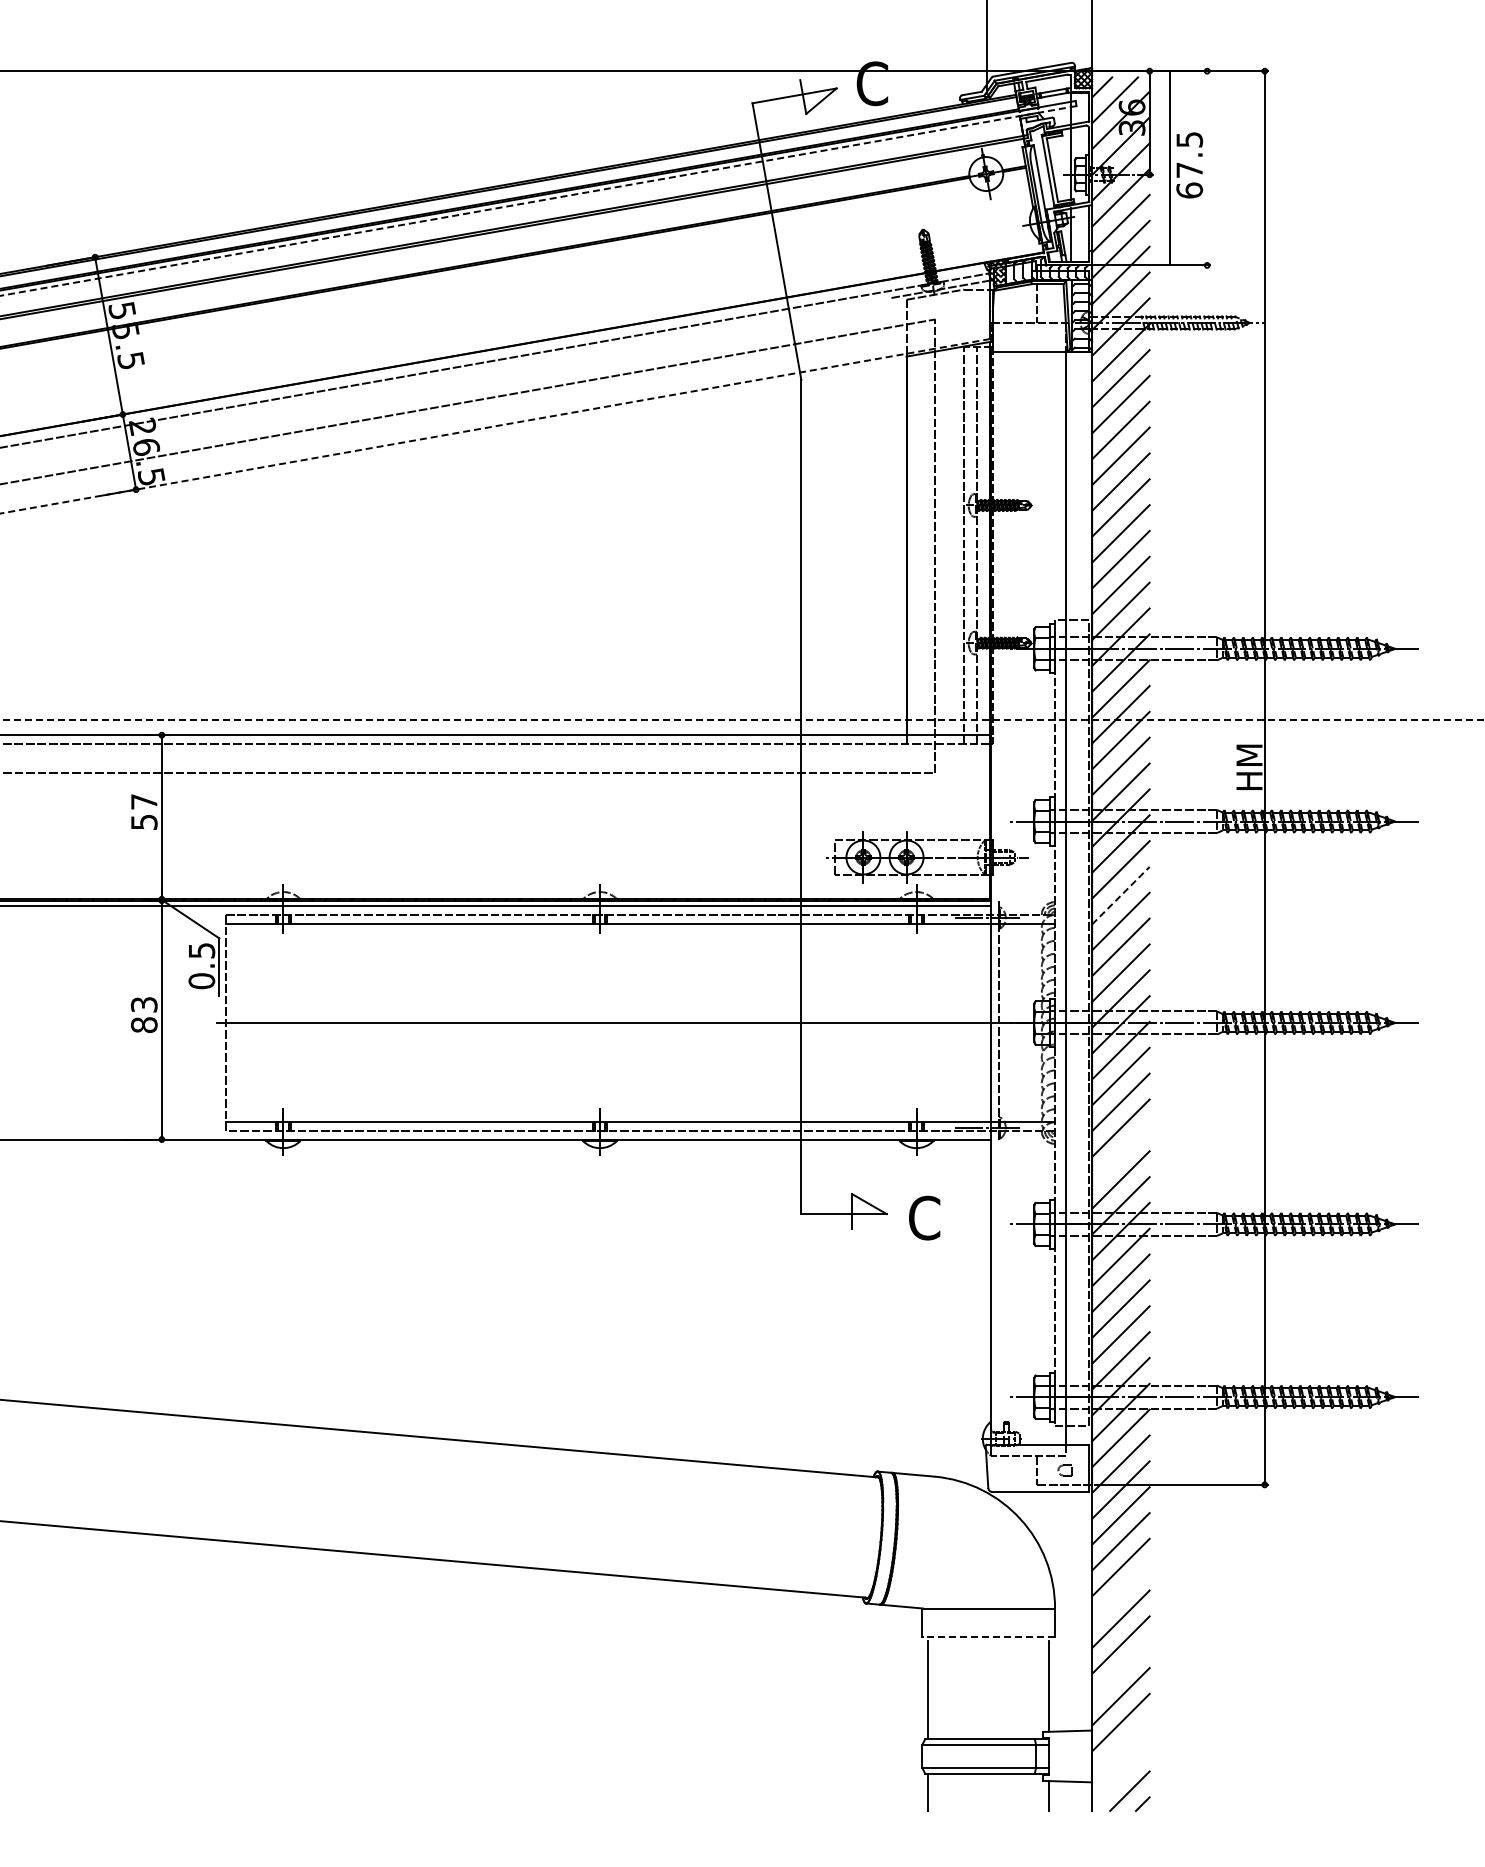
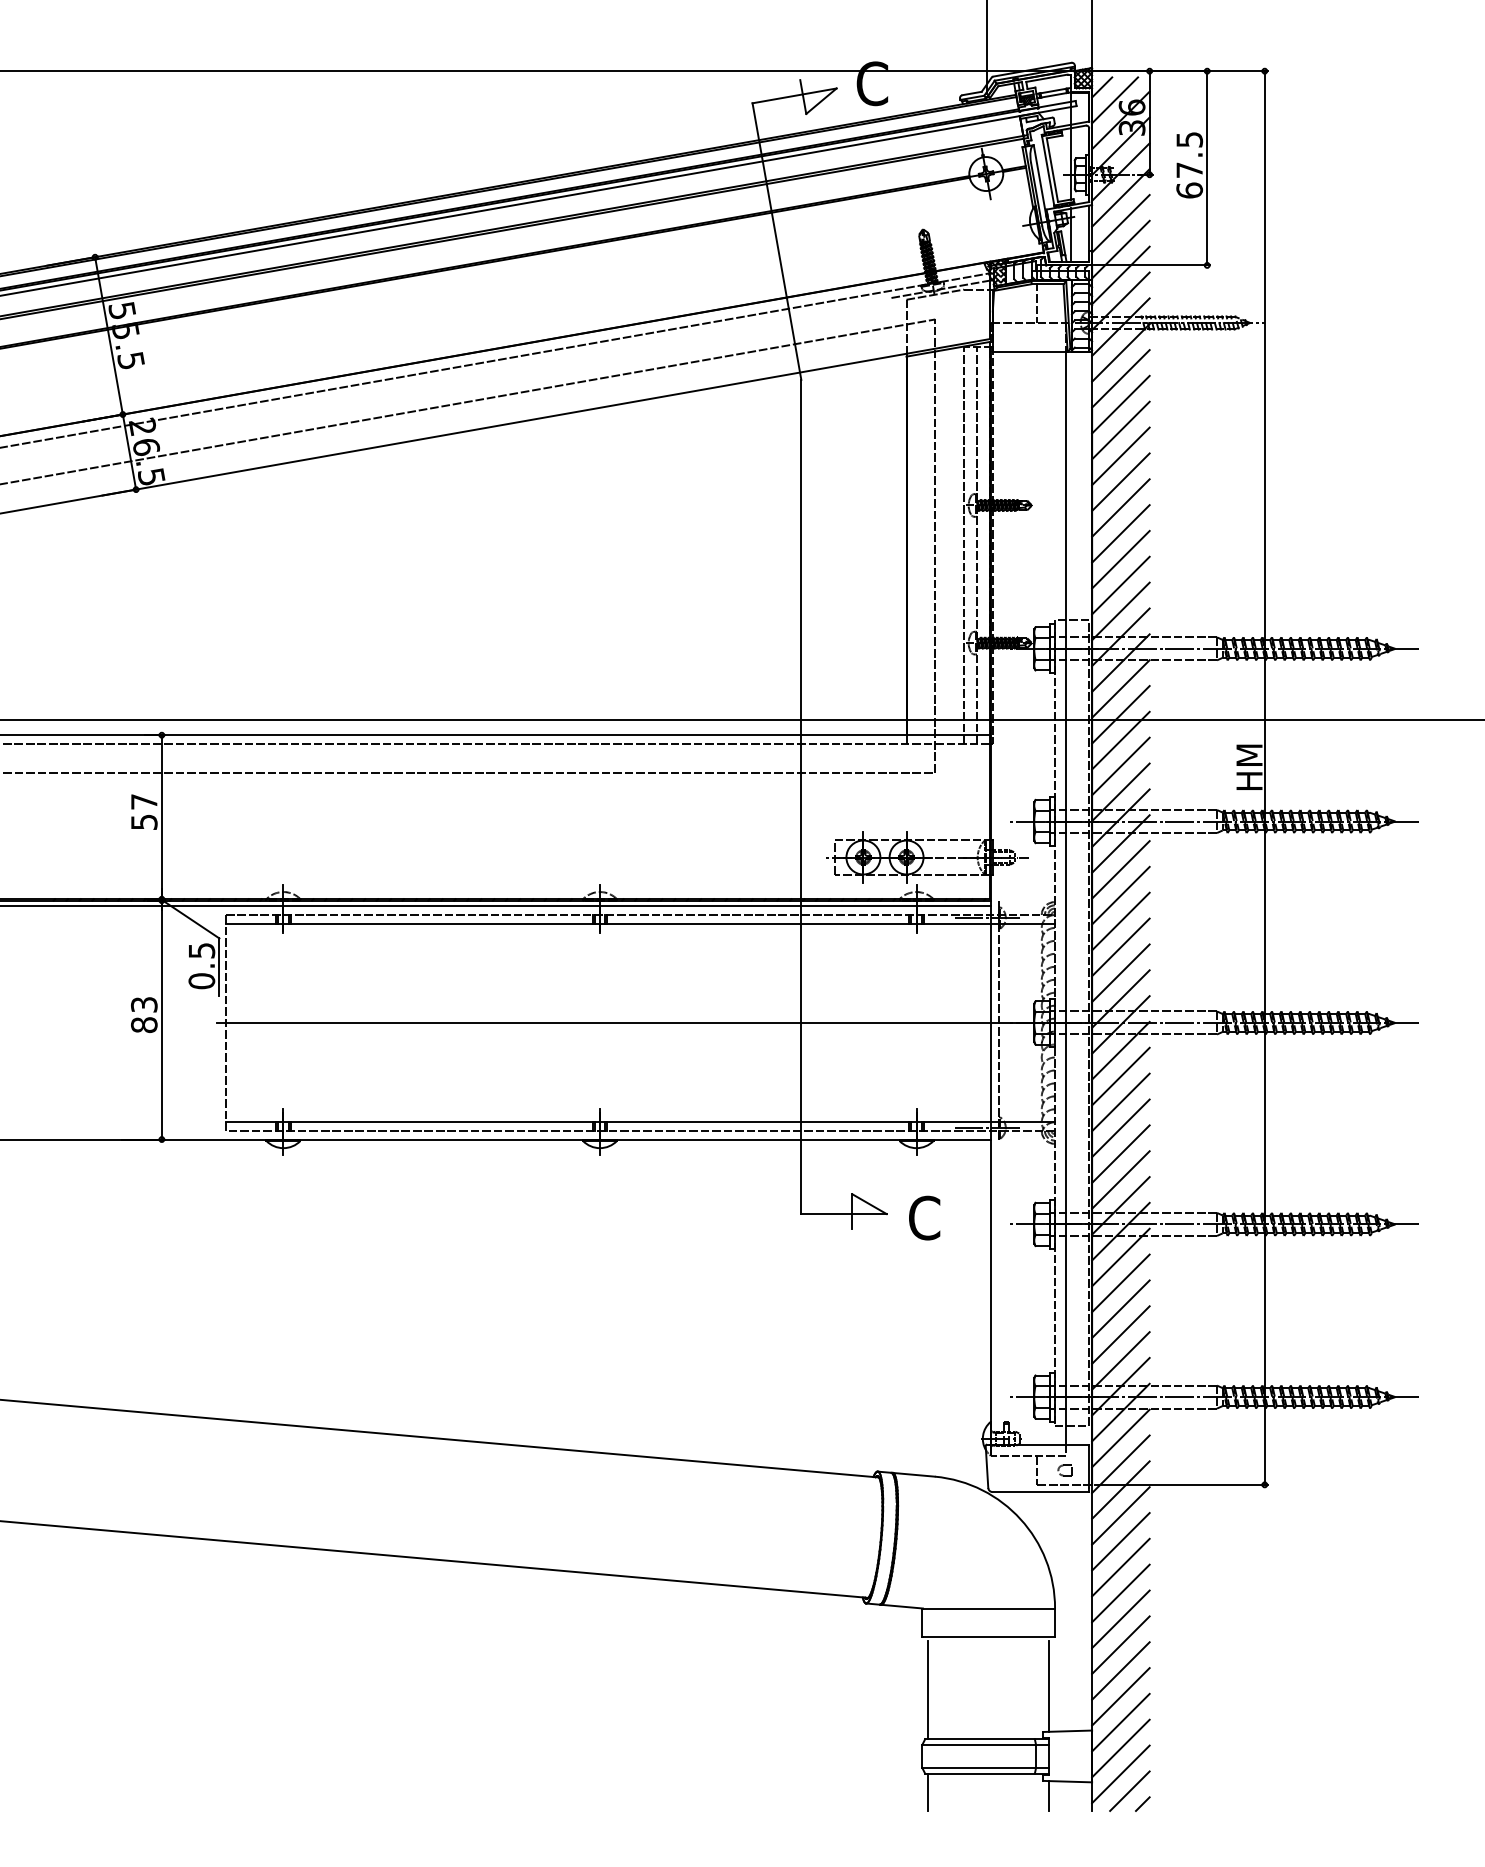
line position: (1170, 168) -> (1207, 168) (1207, 168)
line: dashed -> solid (538, 201)
line: dashed -> solid (494, 426)
line: dashed -> solid (742, 720)
line: dashed -> solid (1120, 895)
line: none -> present (1120, 1153)
line: none -> present (1120, 1593)
line: dashed -> solid (988, 1637)
line: none -> present (1120, 1670)
line: none -> present (1120, 1748)
line: none -> present (1120, 1774)
